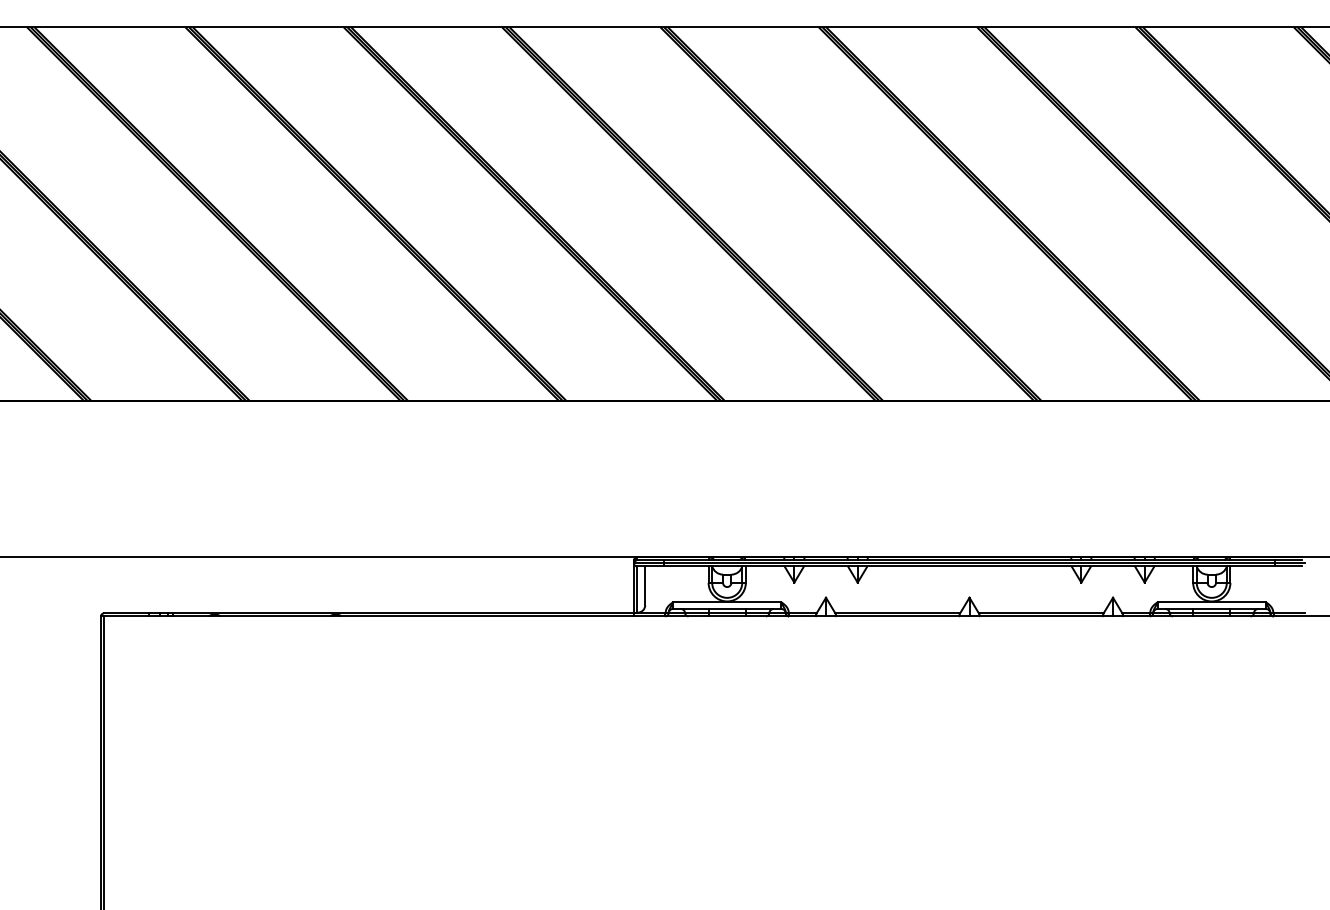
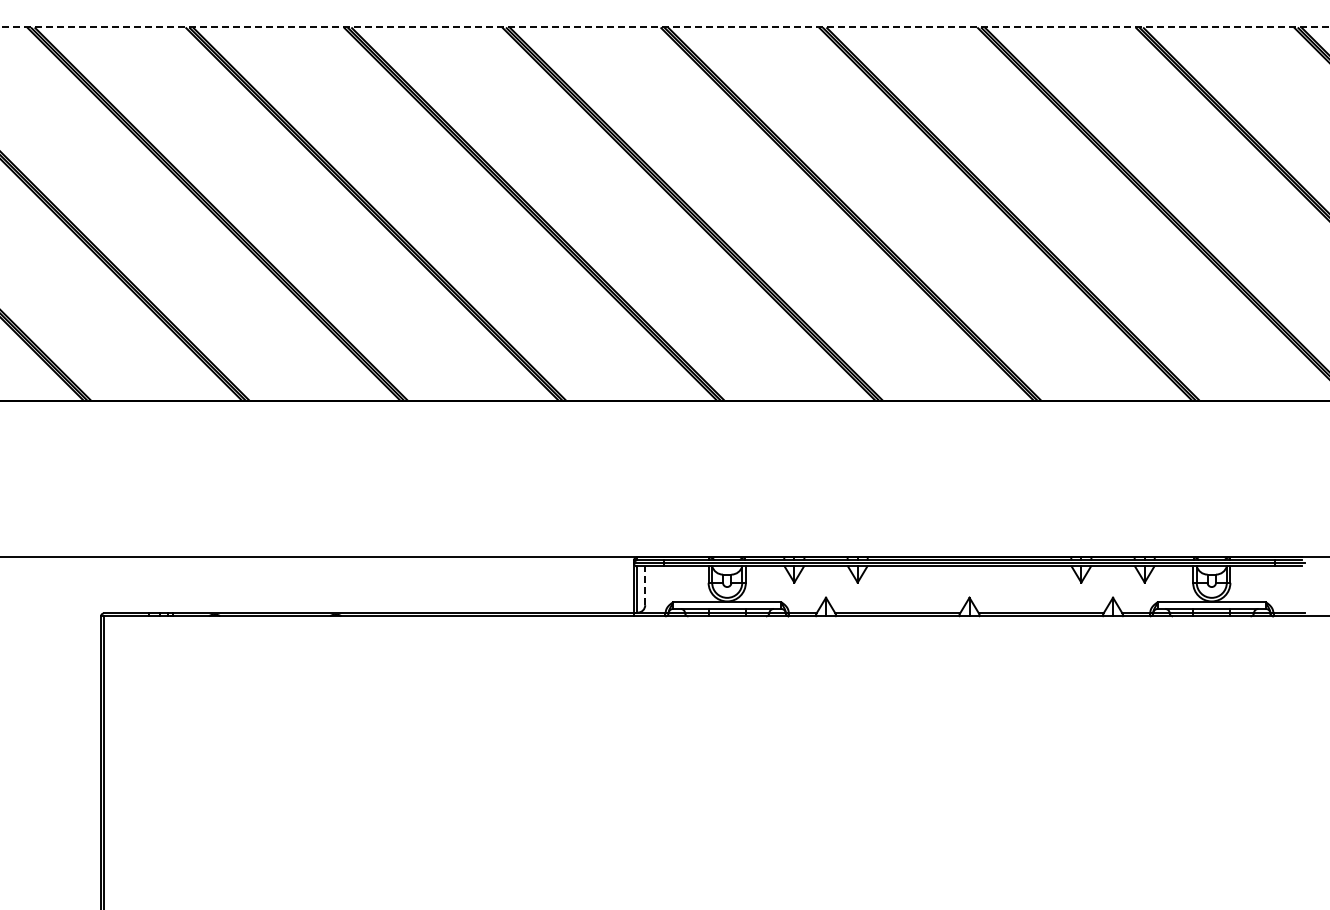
line: solid -> dashed (666, 27)
line: solid -> dashed (645, 585)
